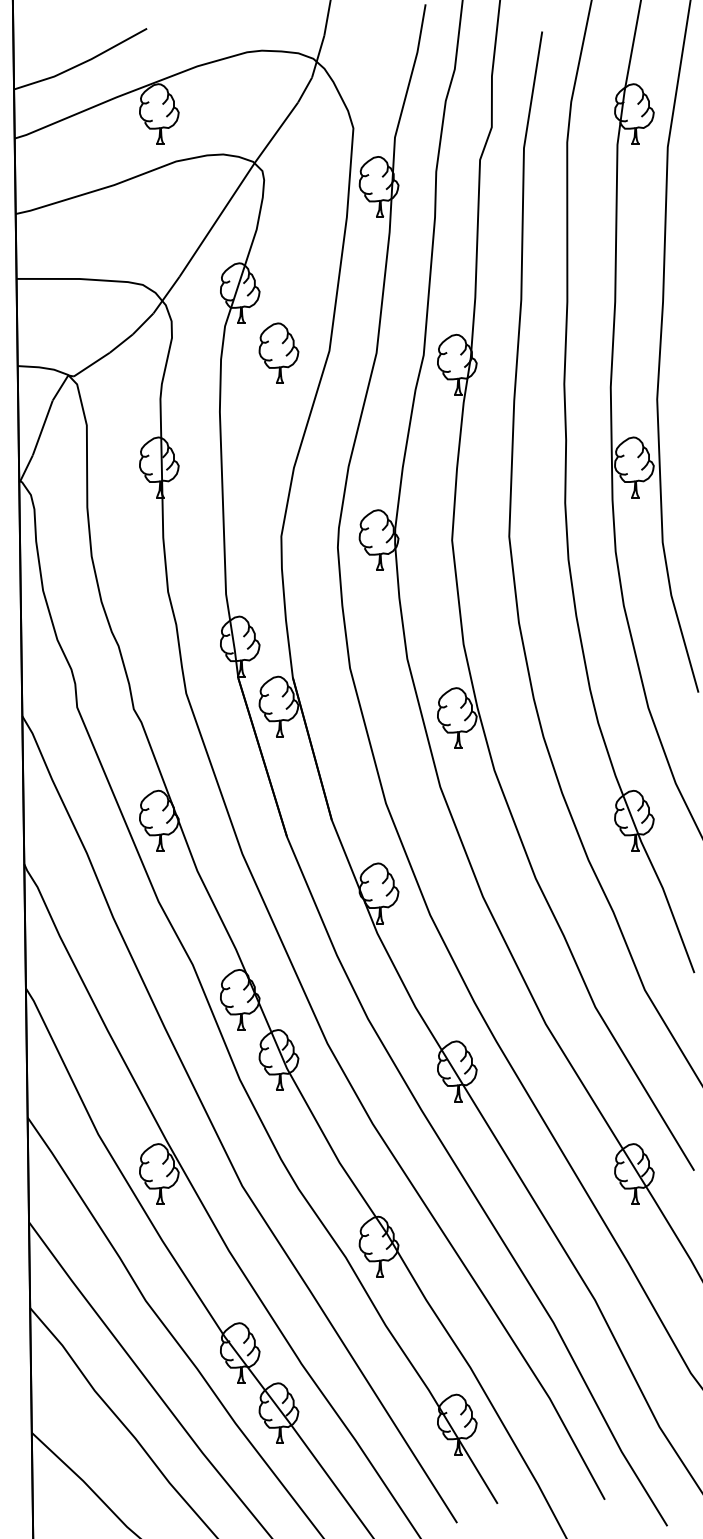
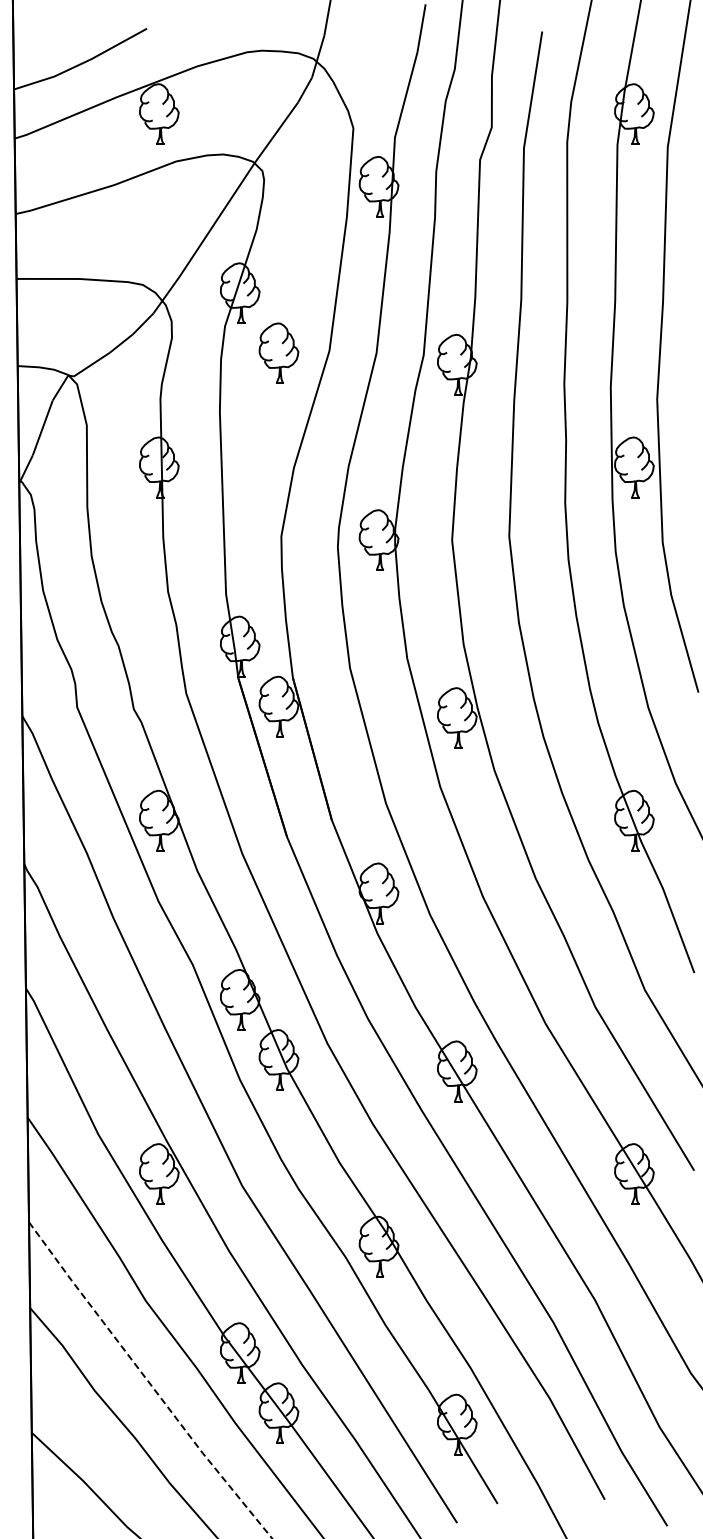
line: solid -> dashed (149, 1382)
